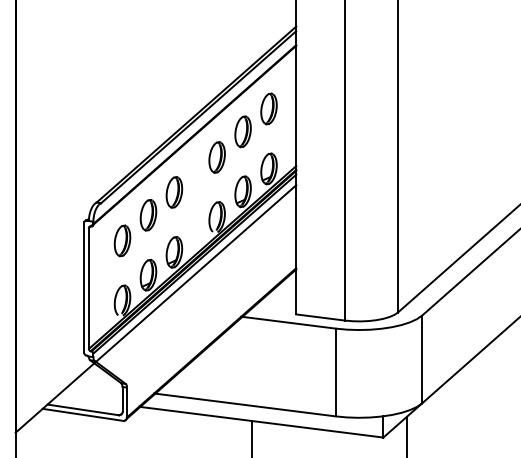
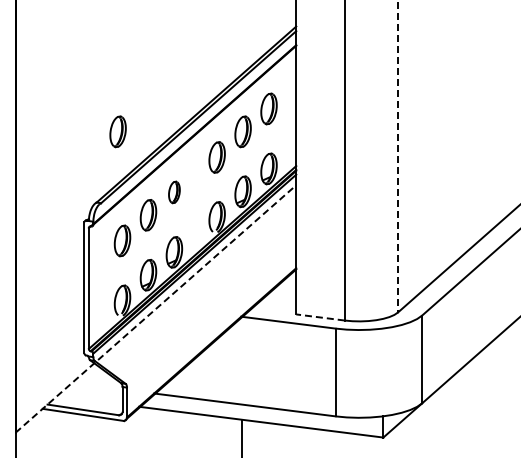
part: none -> present (117, 131)
line: solid -> dashed (398, 156)
part size: 19x33 px -> 13x25 px (174, 192)
line: solid -> dashed (156, 308)
line: solid -> dashed (319, 317)
line: present -> none (406, 435)
line position: (251, 437) -> (241, 437) (241, 437)
